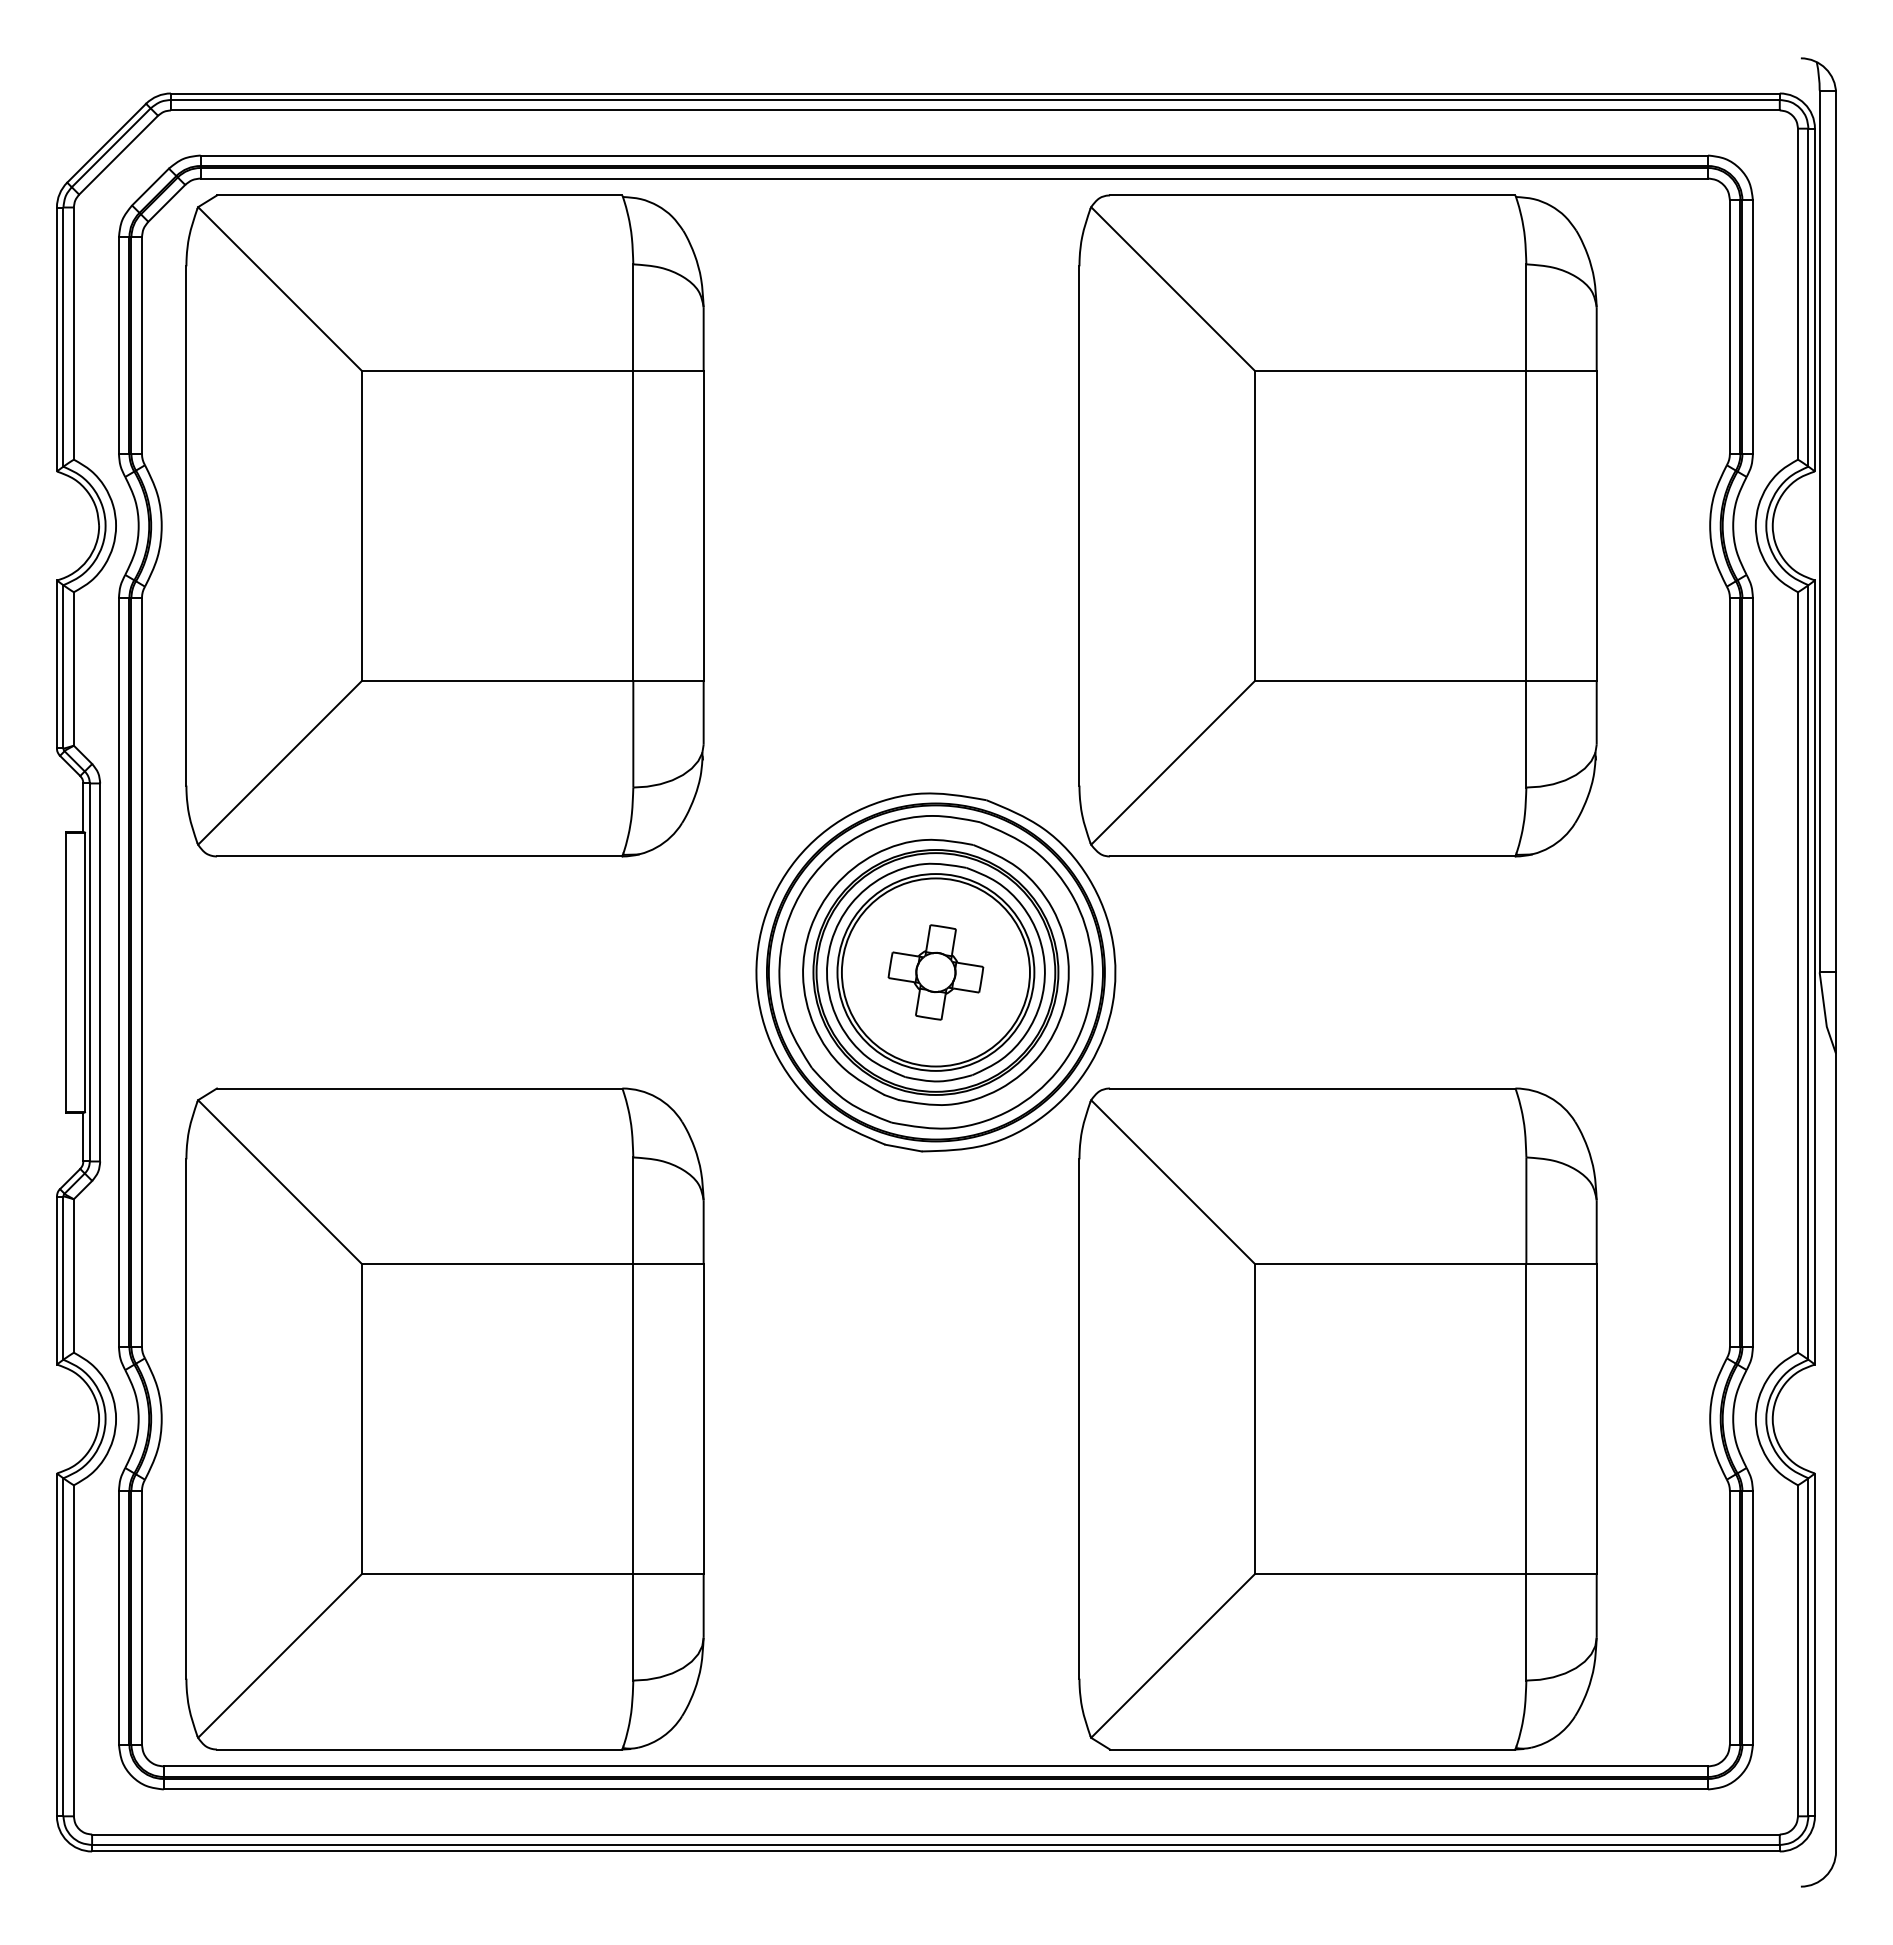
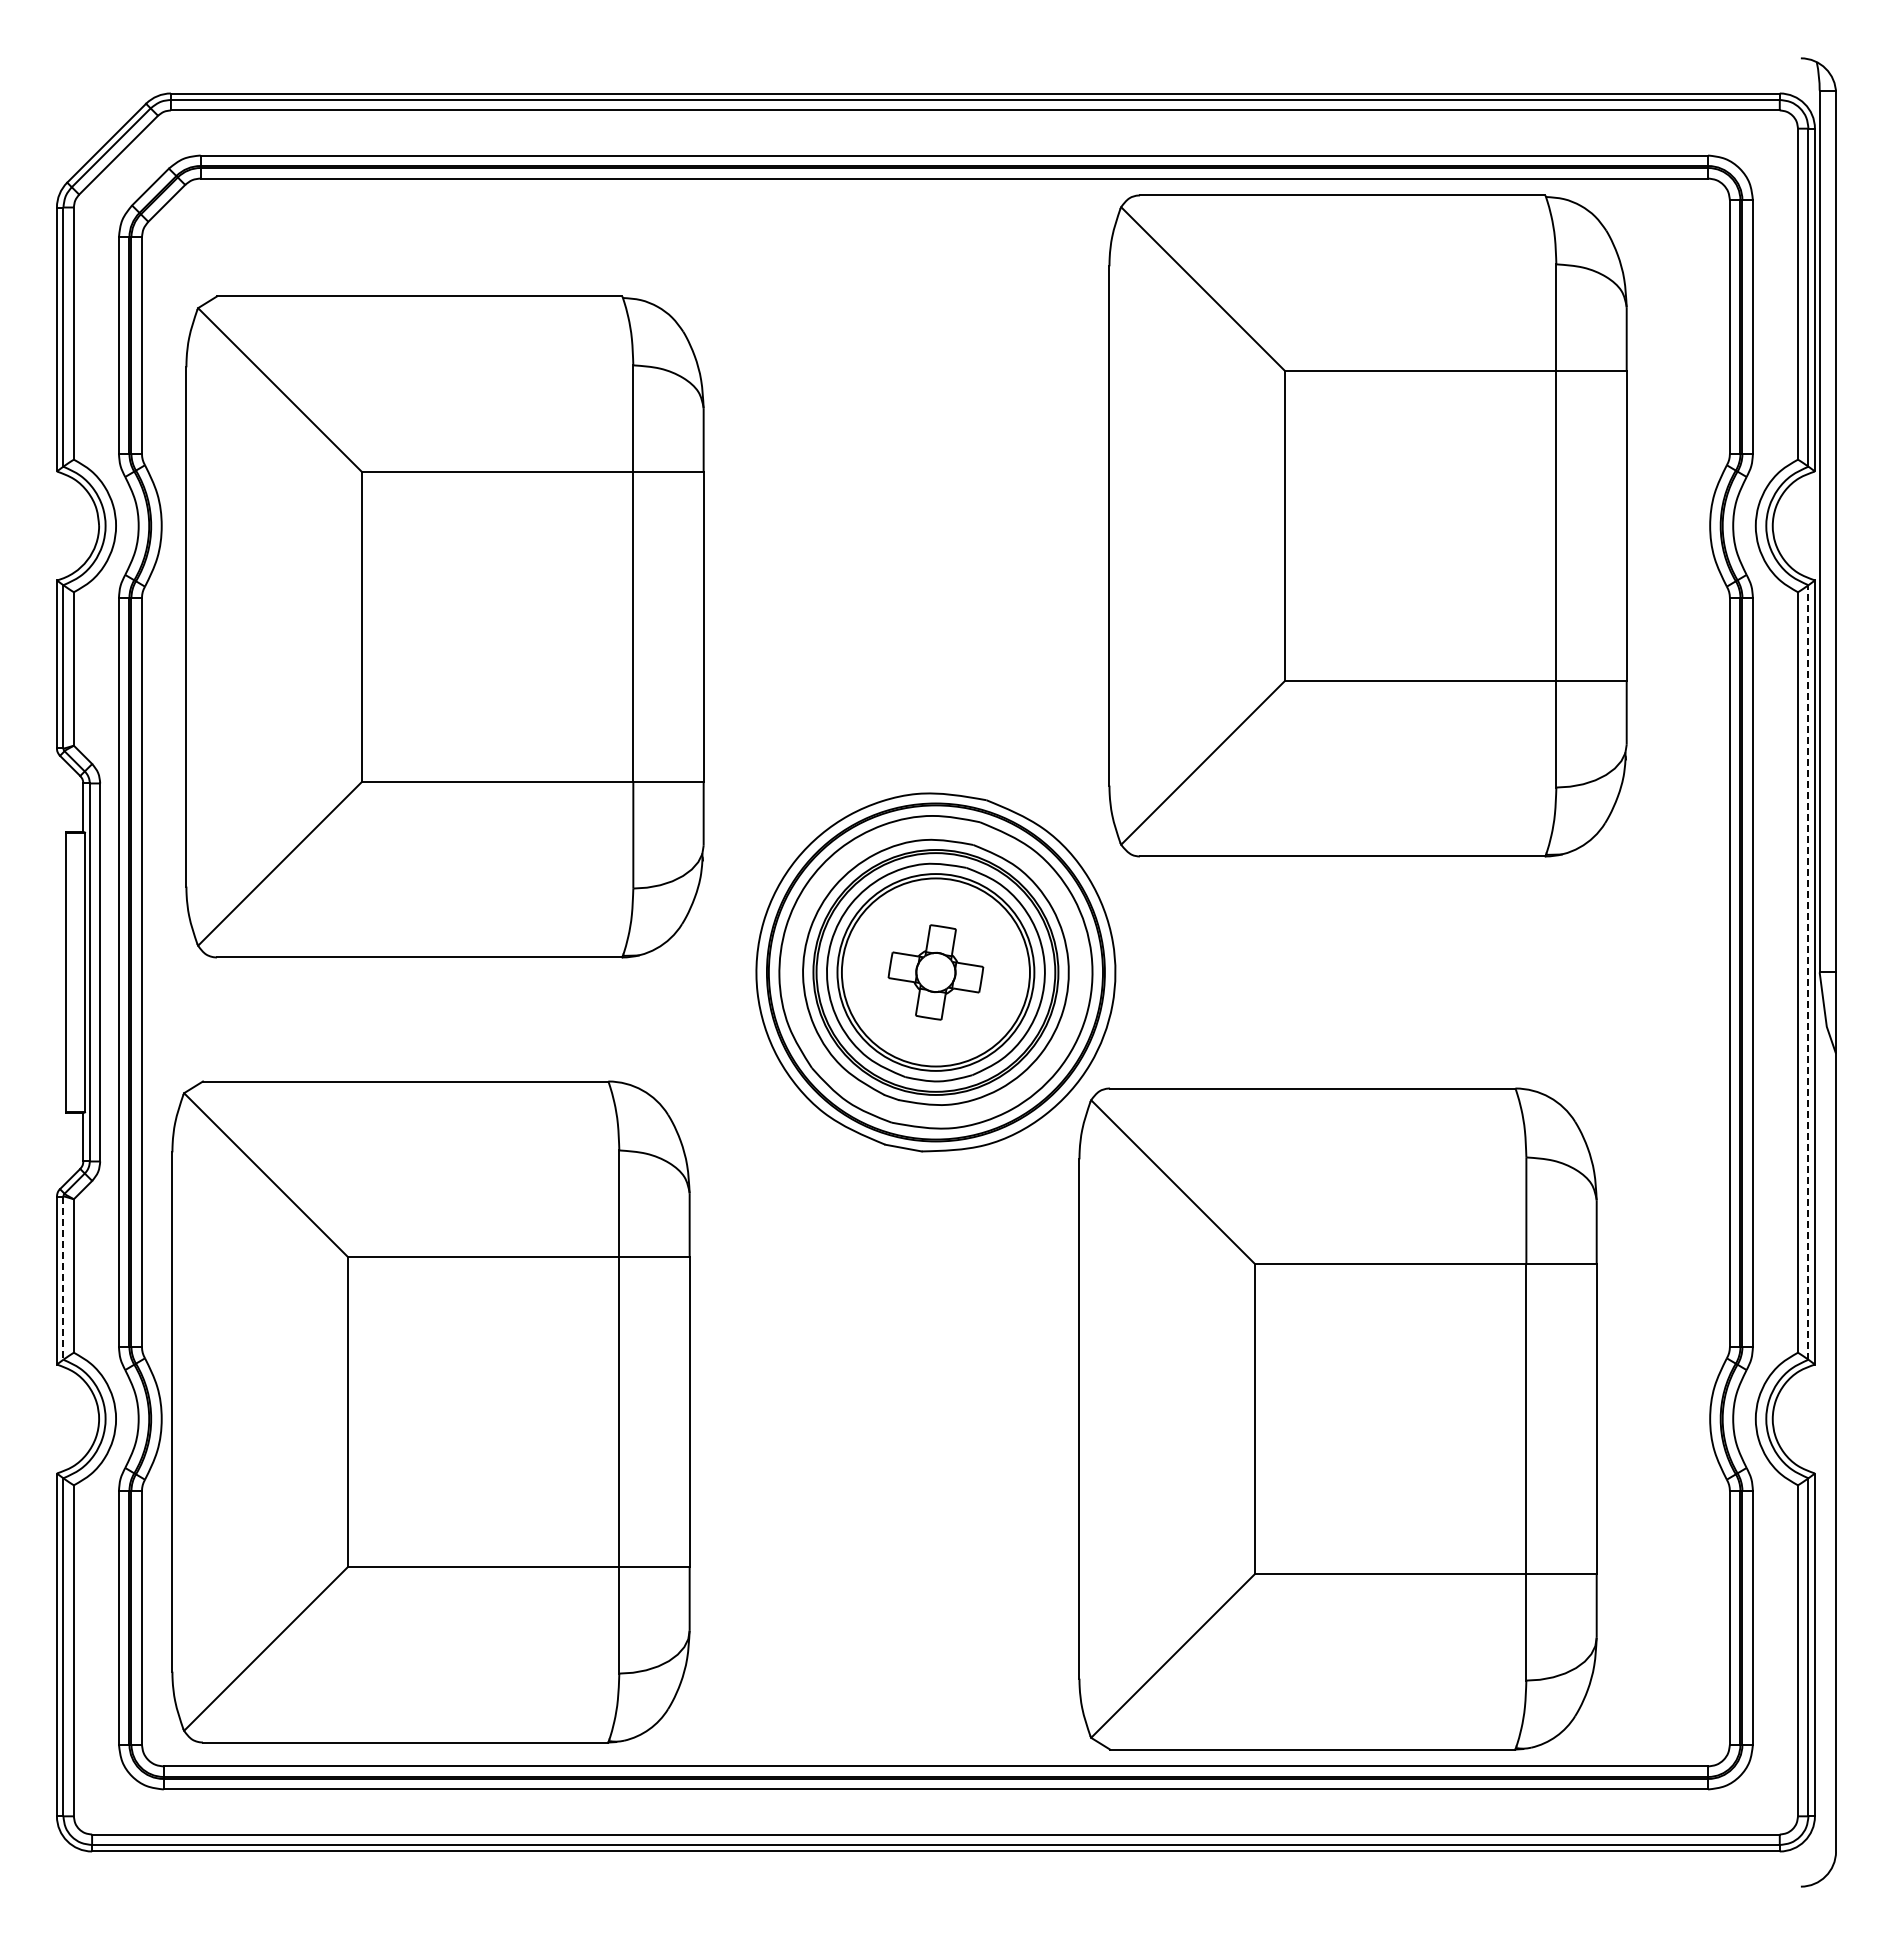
part position: (444, 525) -> (444, 626) (444, 626)
part position: (1337, 525) -> (1367, 525) (1367, 525)
line: solid -> dashed (1808, 971)
line: solid -> dashed (63, 1278)
part position: (444, 1418) -> (430, 1411) (430, 1411)
